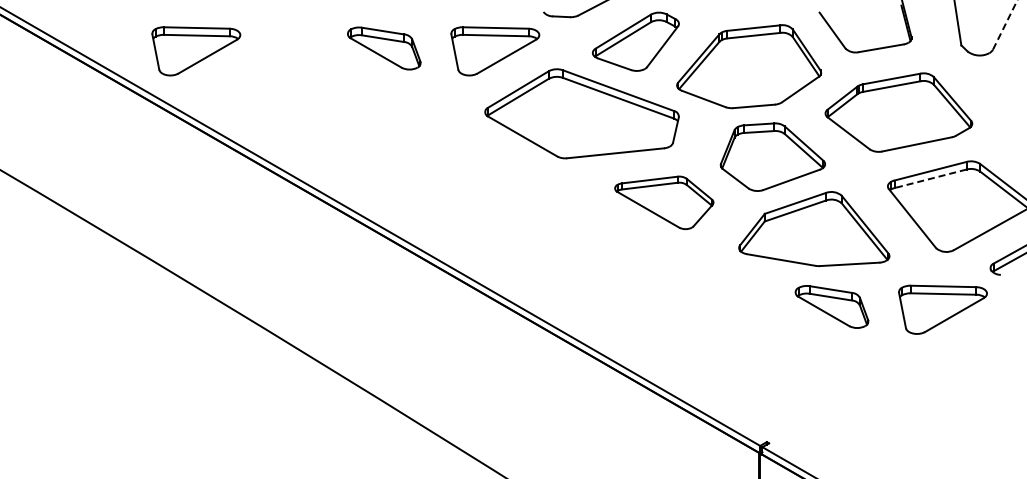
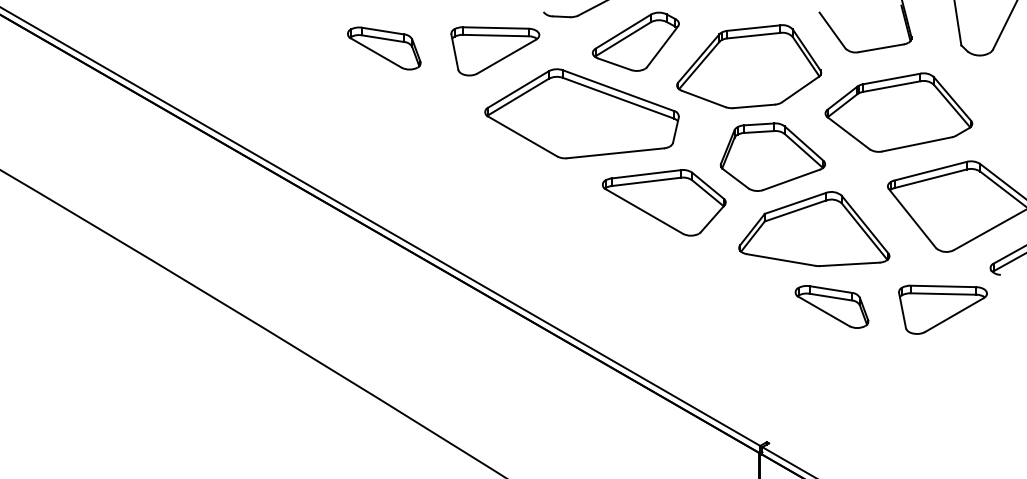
line: dashed -> solid (1005, 24)
part: present -> none (196, 51)
line: dashed -> solid (930, 178)
part size: 101x55 px -> 125x68 px (664, 202)
